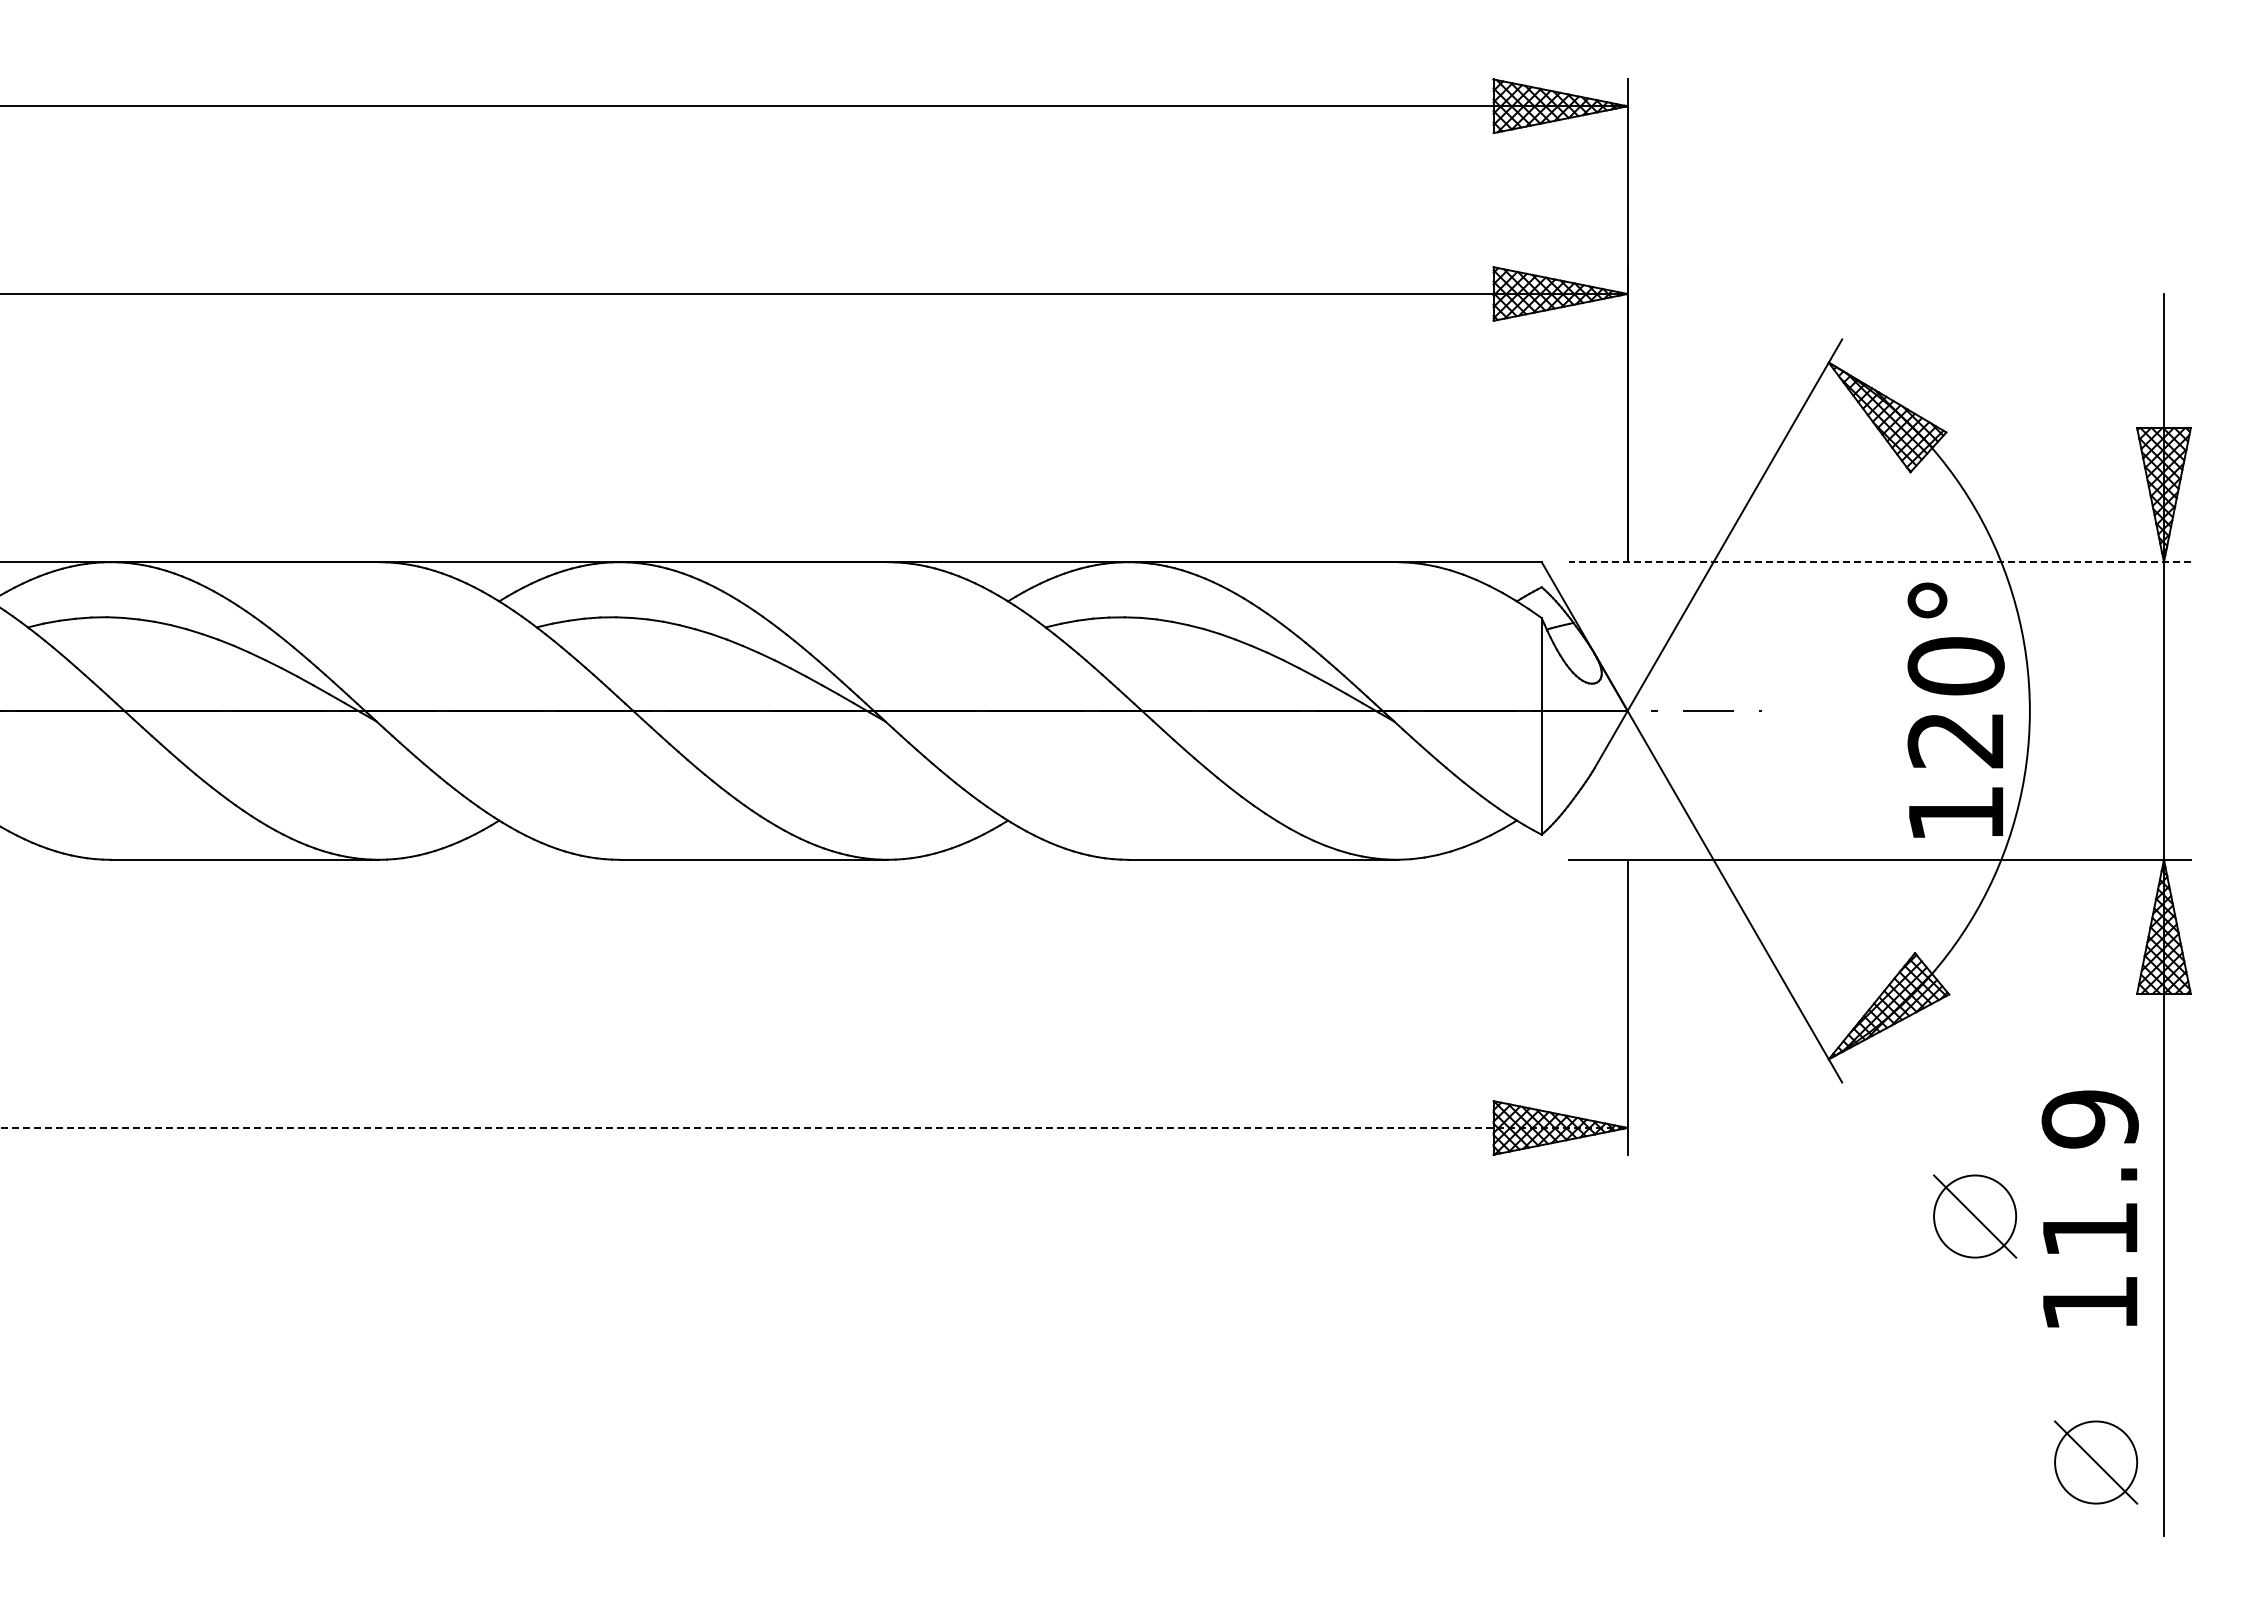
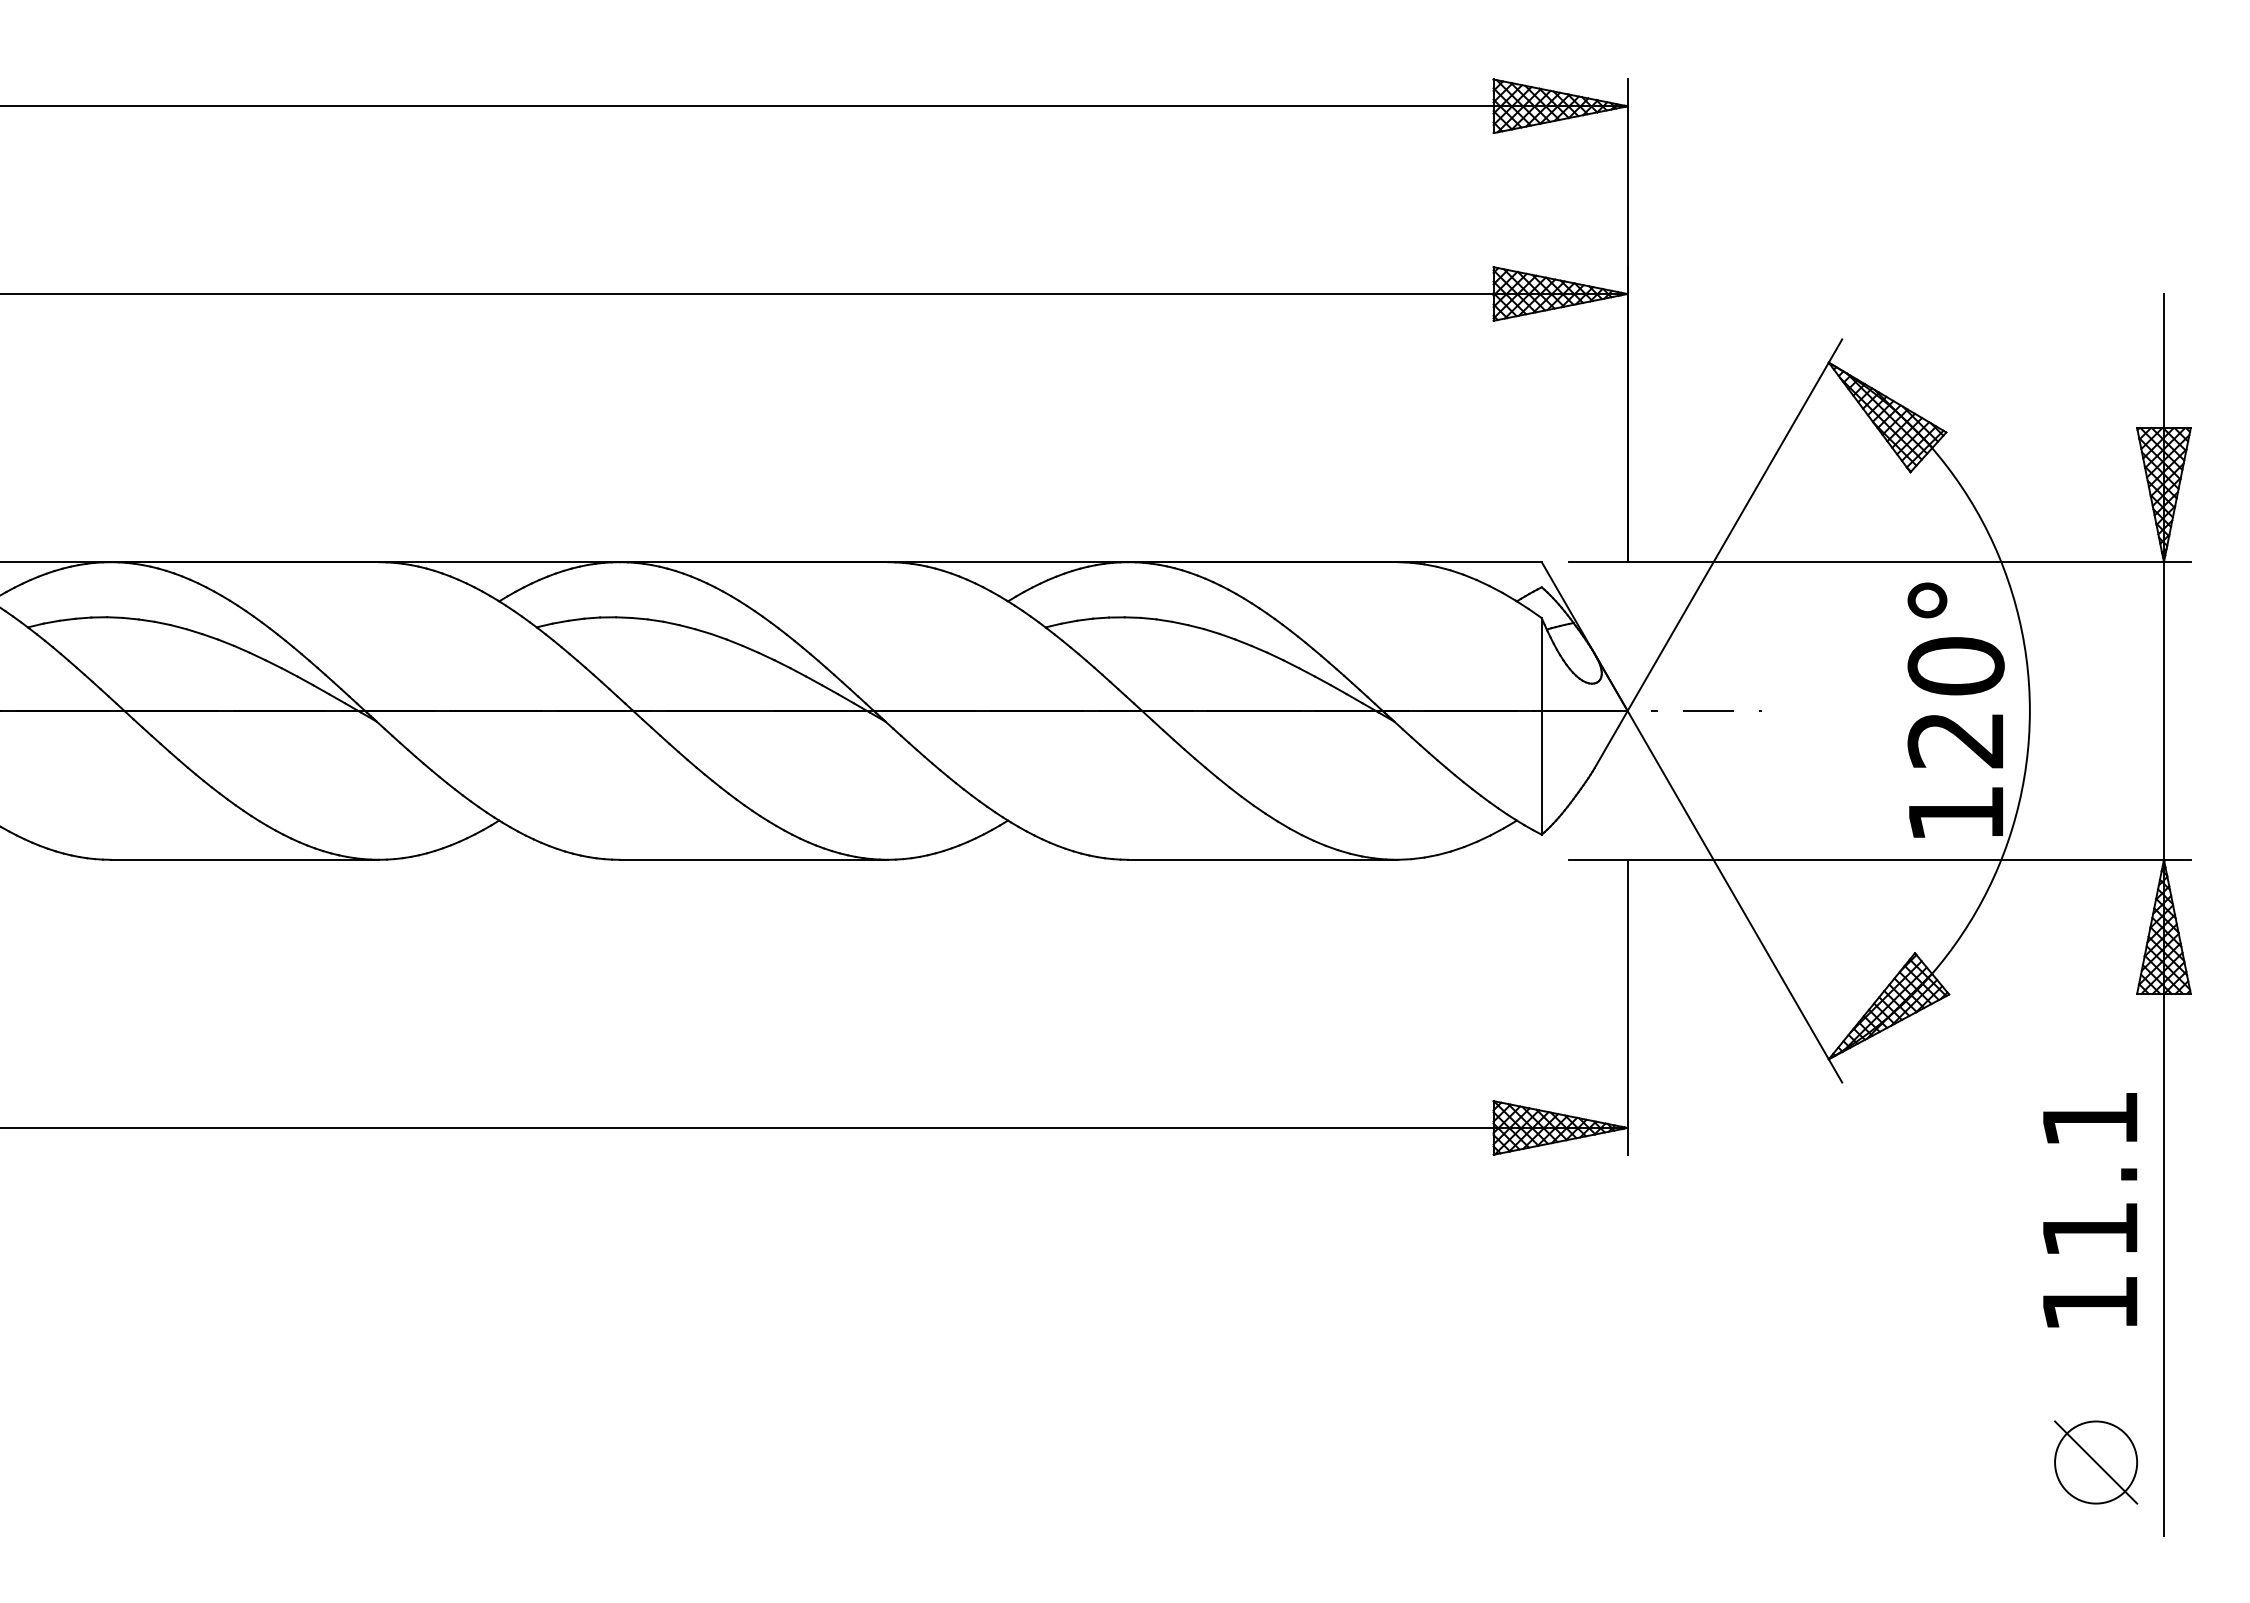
line: dashed -> solid (1879, 562)
text: 11.9 -> 11.1 (2089, 1119)
line: dashed -> solid (814, 1127)
part: present -> none (1975, 1216)
